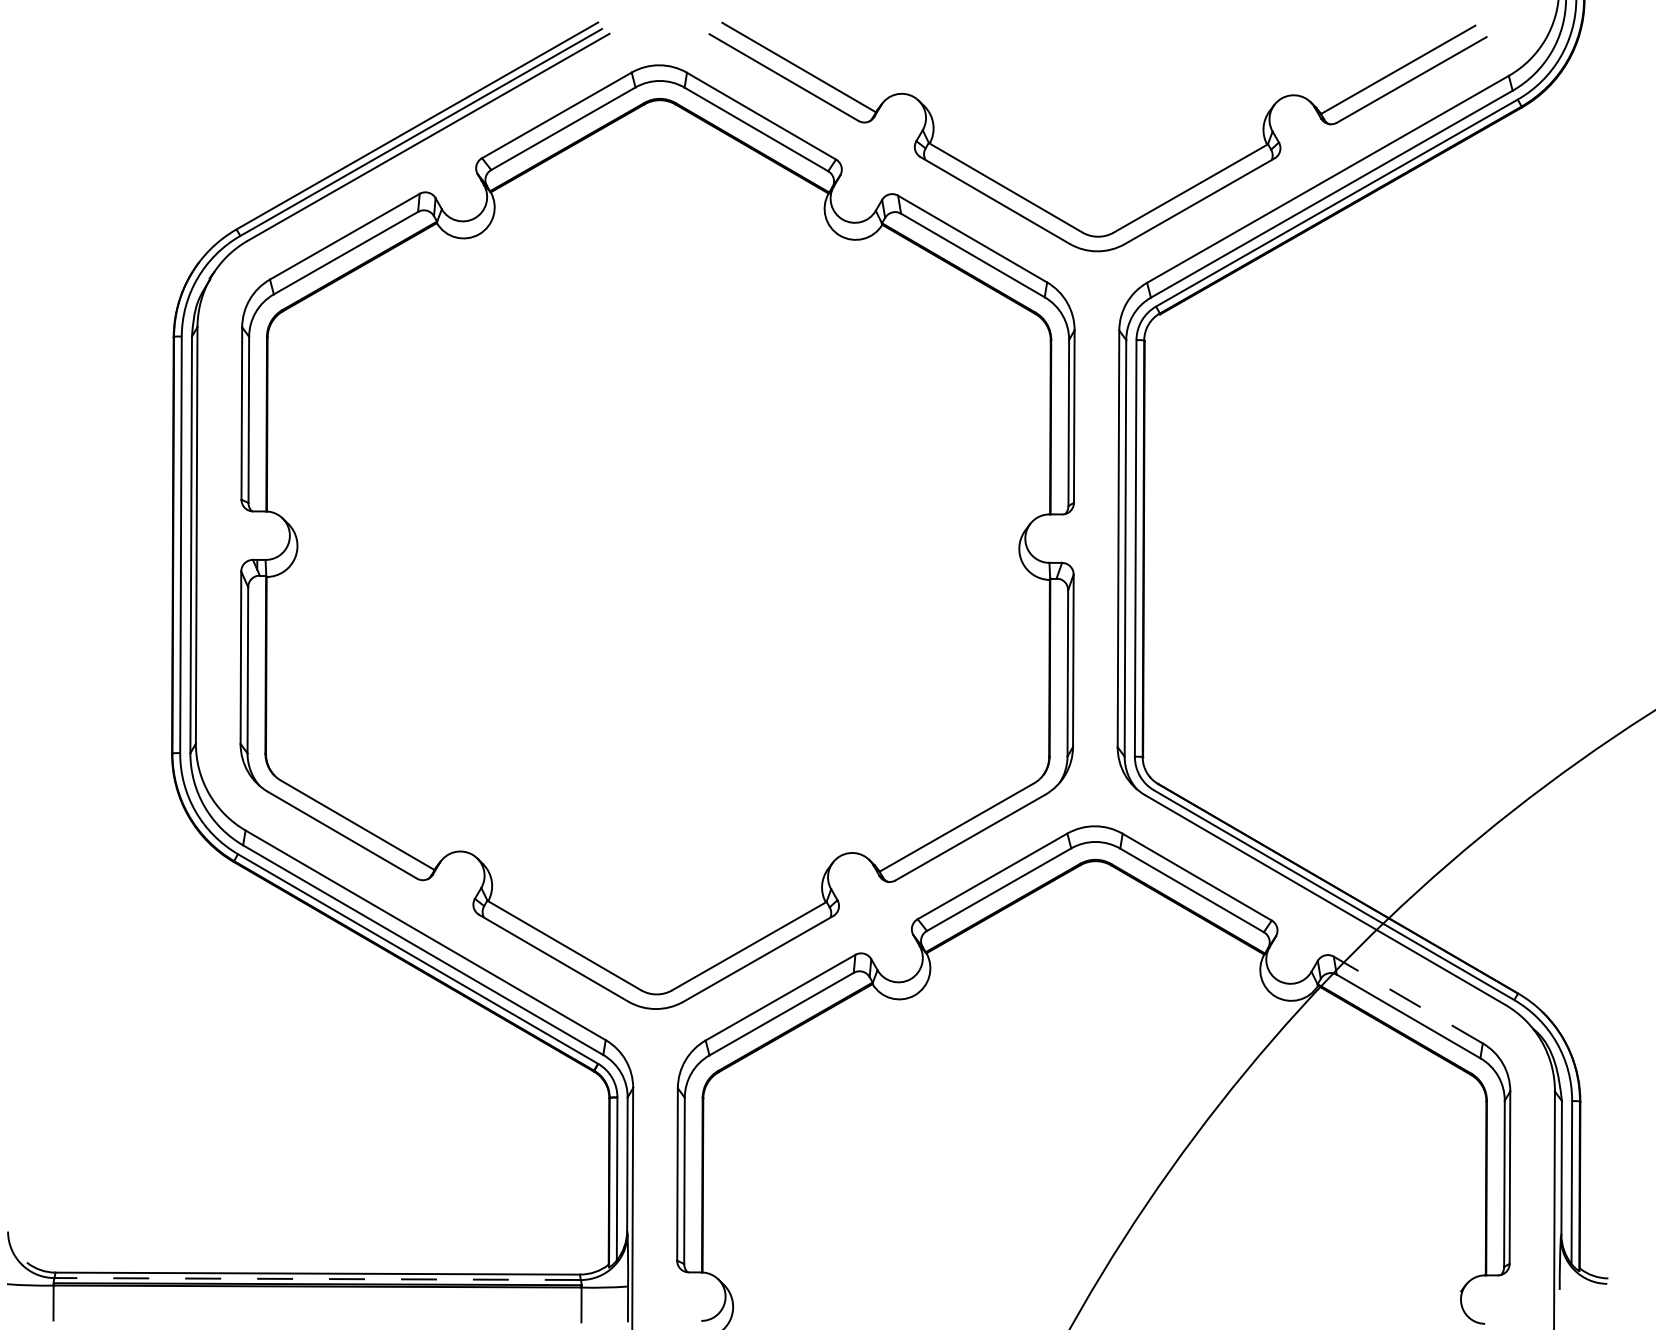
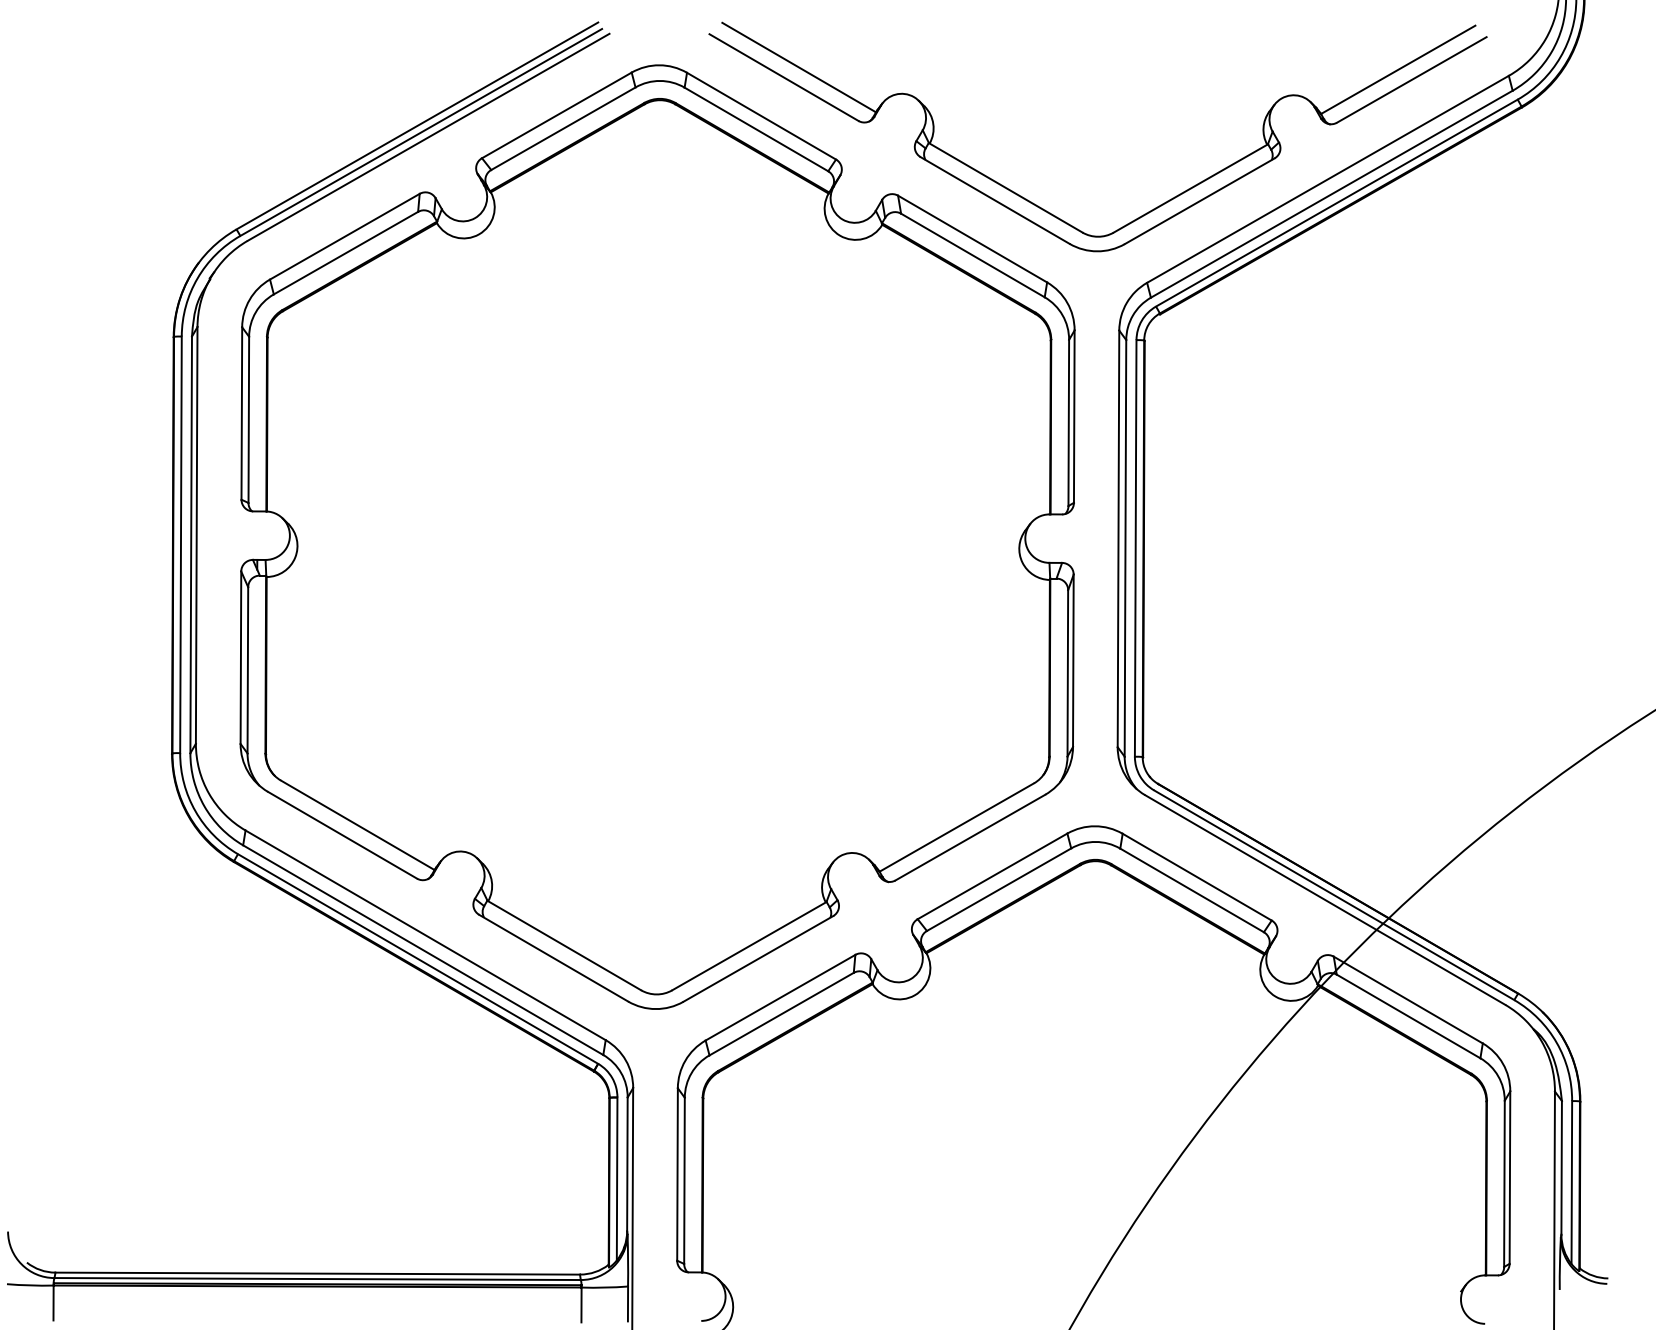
line: dashed -> solid (1407, 999)
line: dashed -> solid (317, 1279)
